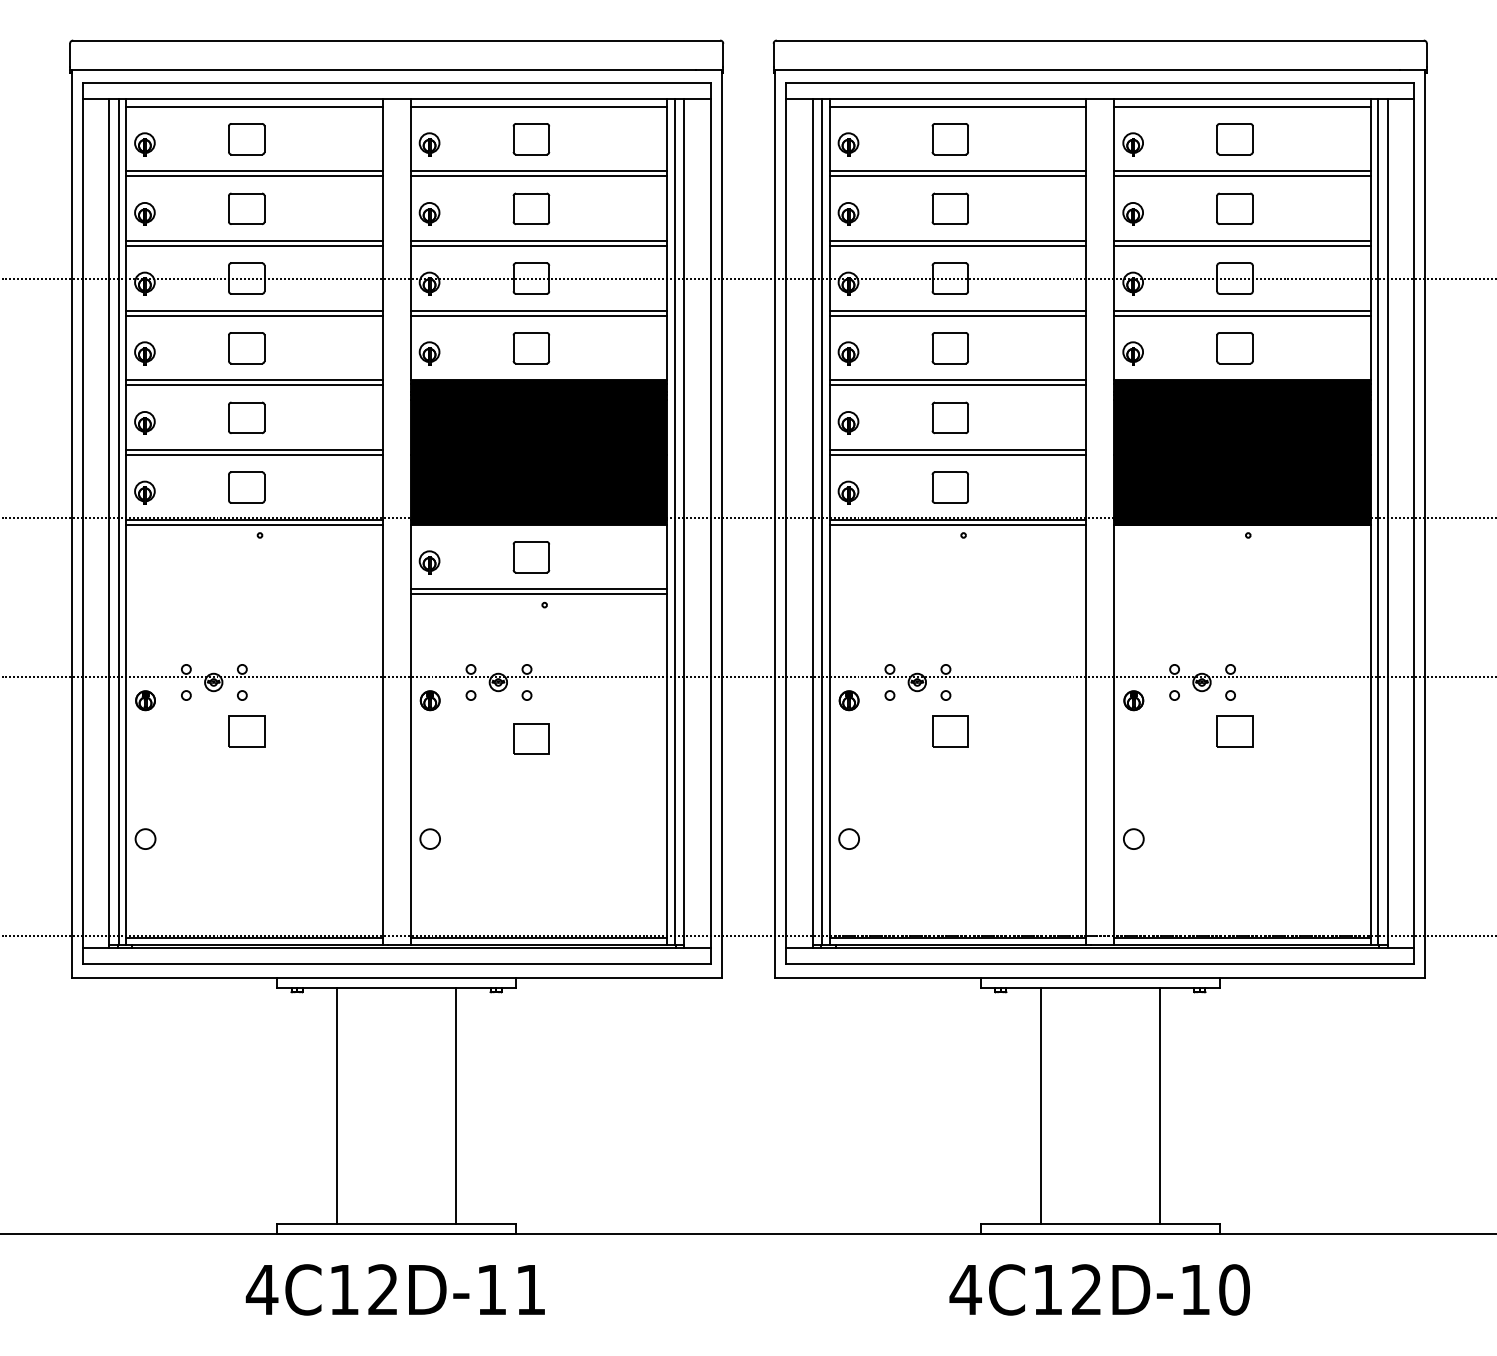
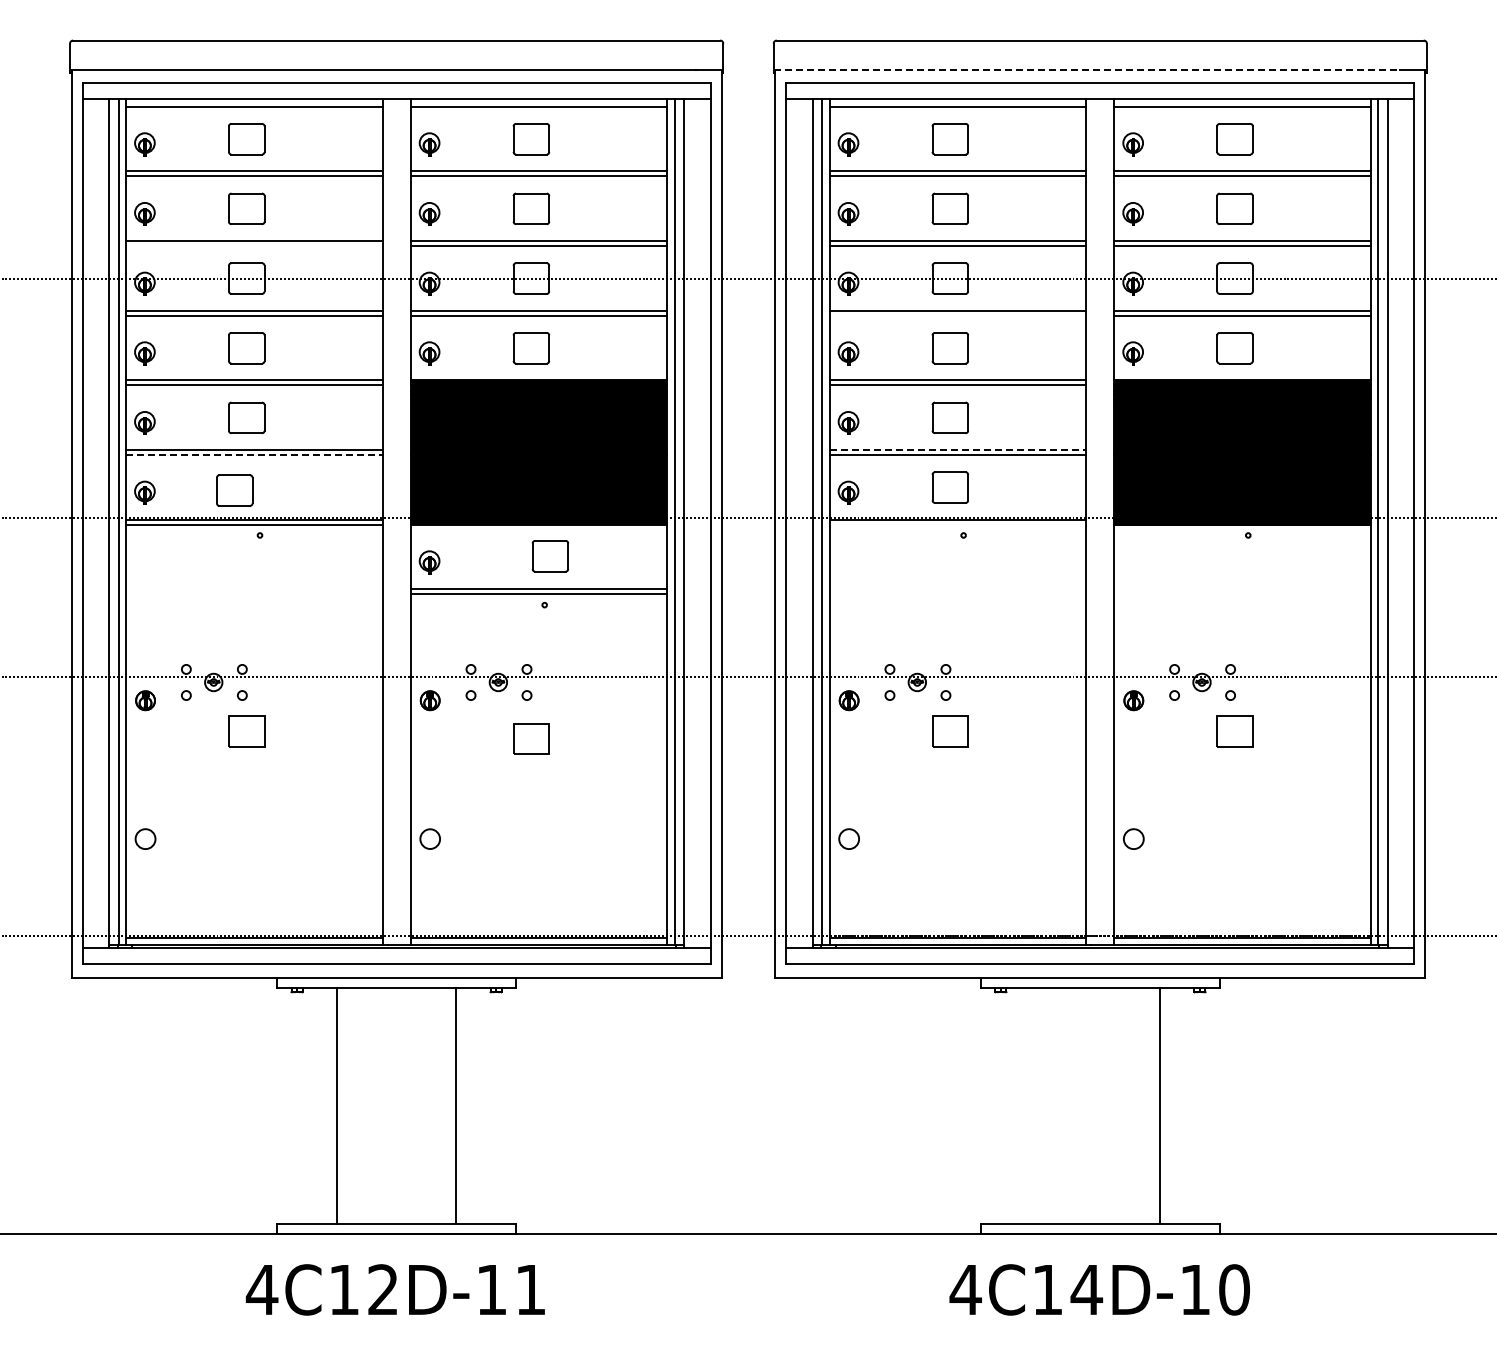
line: solid -> dashed (1087, 70)
line: present -> none (254, 245)
line: present -> none (957, 315)
line: solid -> dashed (958, 449)
line: solid -> dashed (254, 454)
part position: (246, 487) -> (234, 490) (234, 490)
line: present -> none (957, 524)
part position: (531, 557) -> (550, 556) (550, 556)
line: present -> none (1040, 1105)
text: 4C12D-10 -> 4C14D-10 (1086, 1289)
